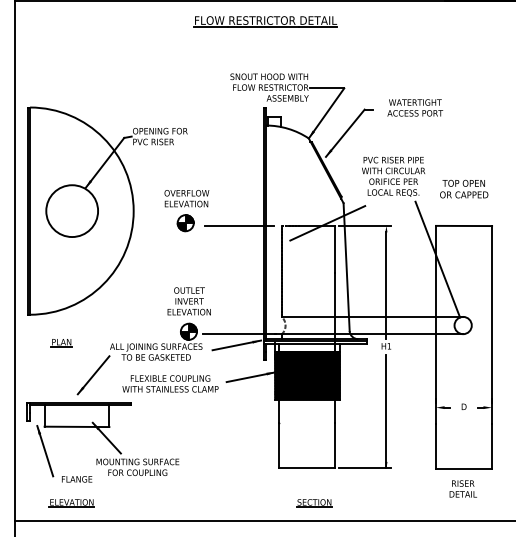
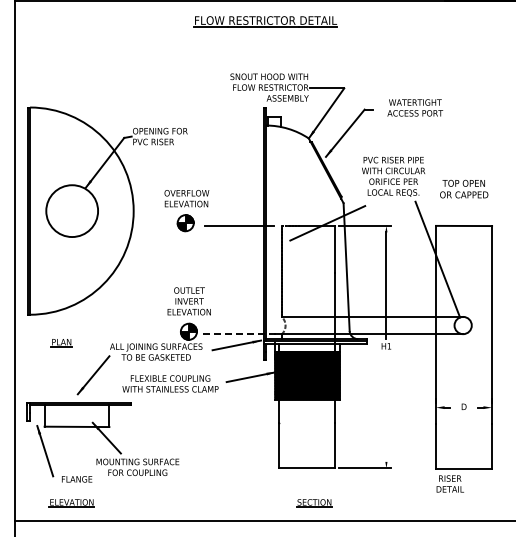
line: solid -> dashed (239, 334)
line: present -> none (386, 411)
text position: (462, 488) -> (449, 483) (449, 483)
